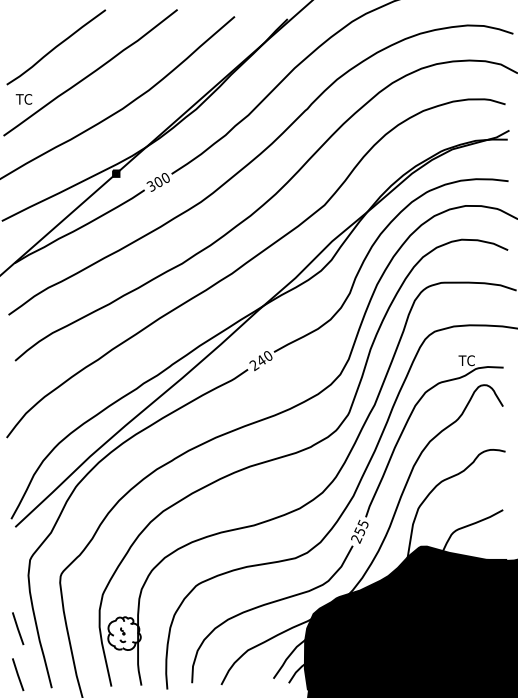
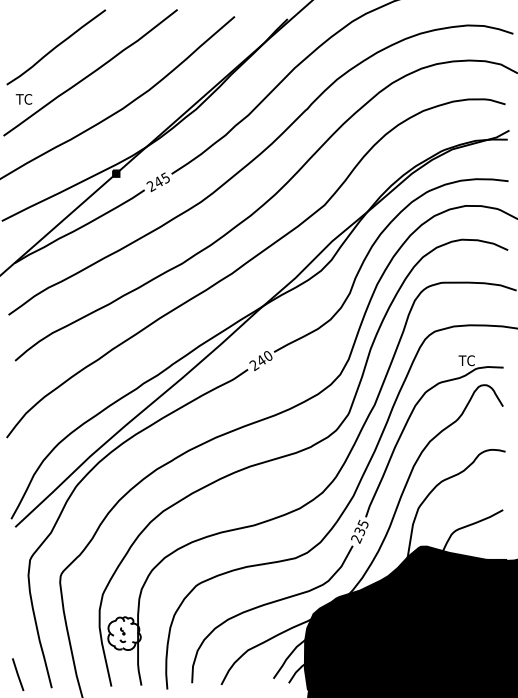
text: 300 -> 245 (157, 182)
text: 255 -> 235 (359, 530)
line: present -> none (18, 628)
